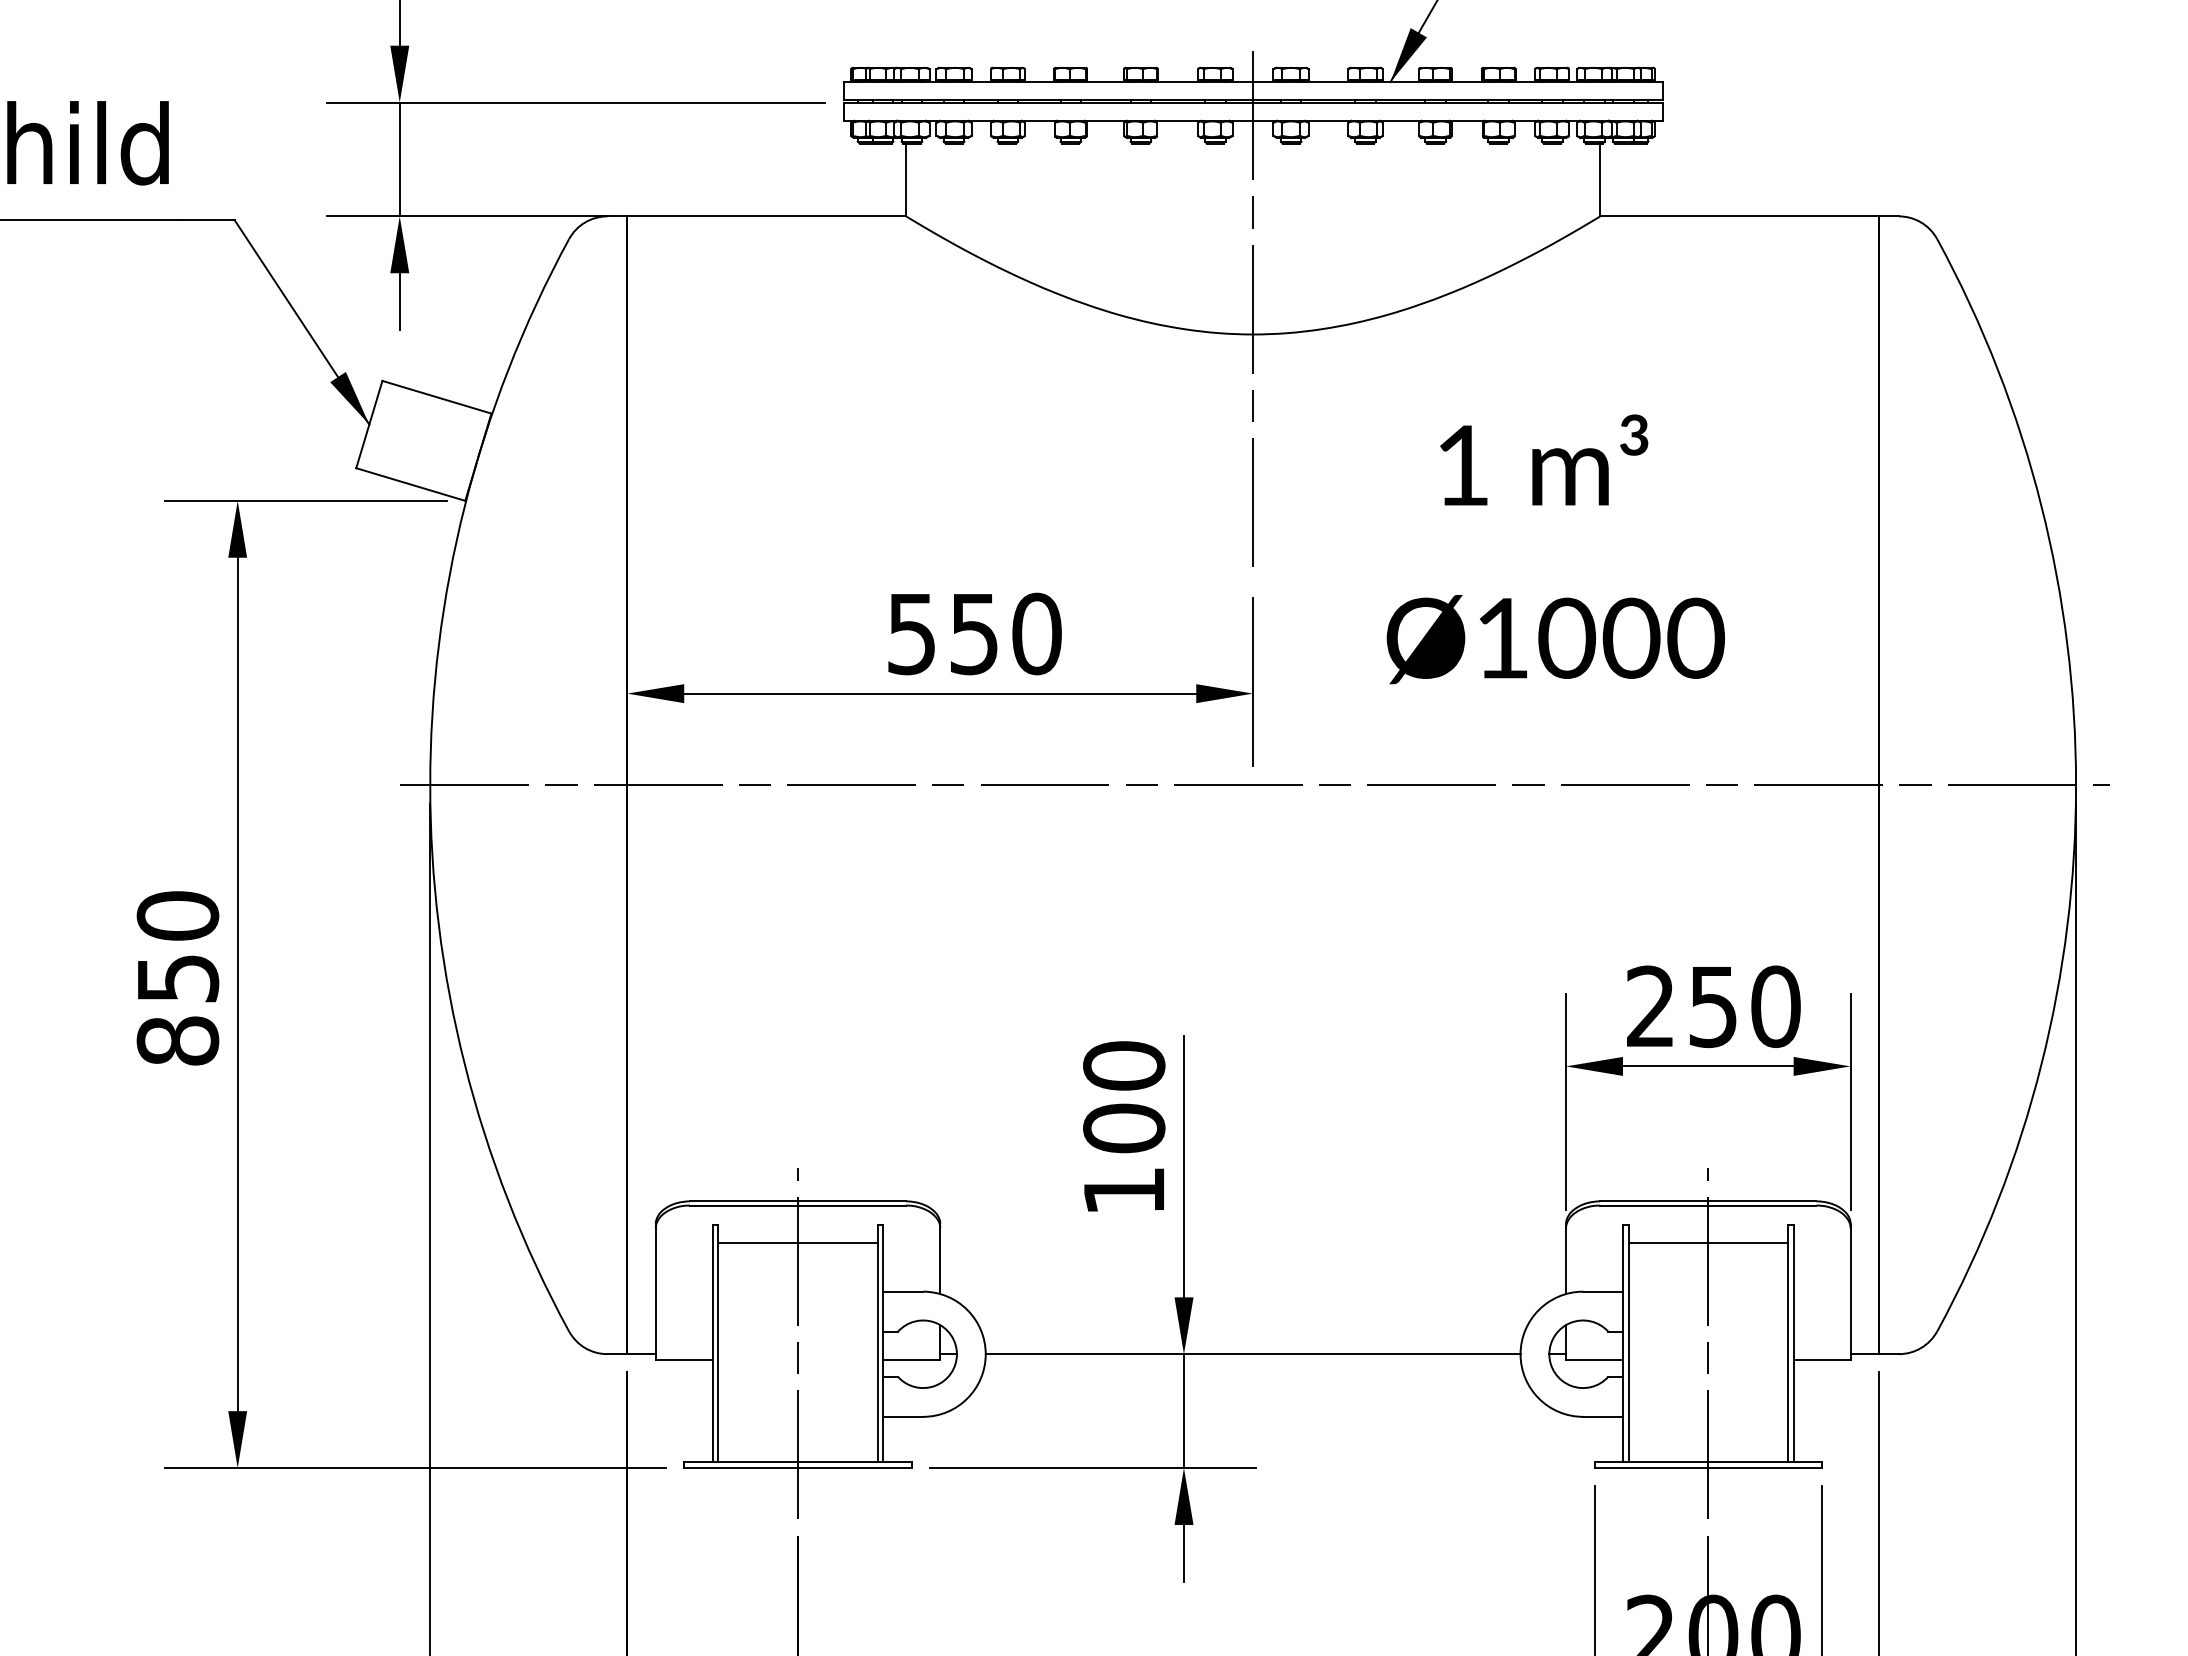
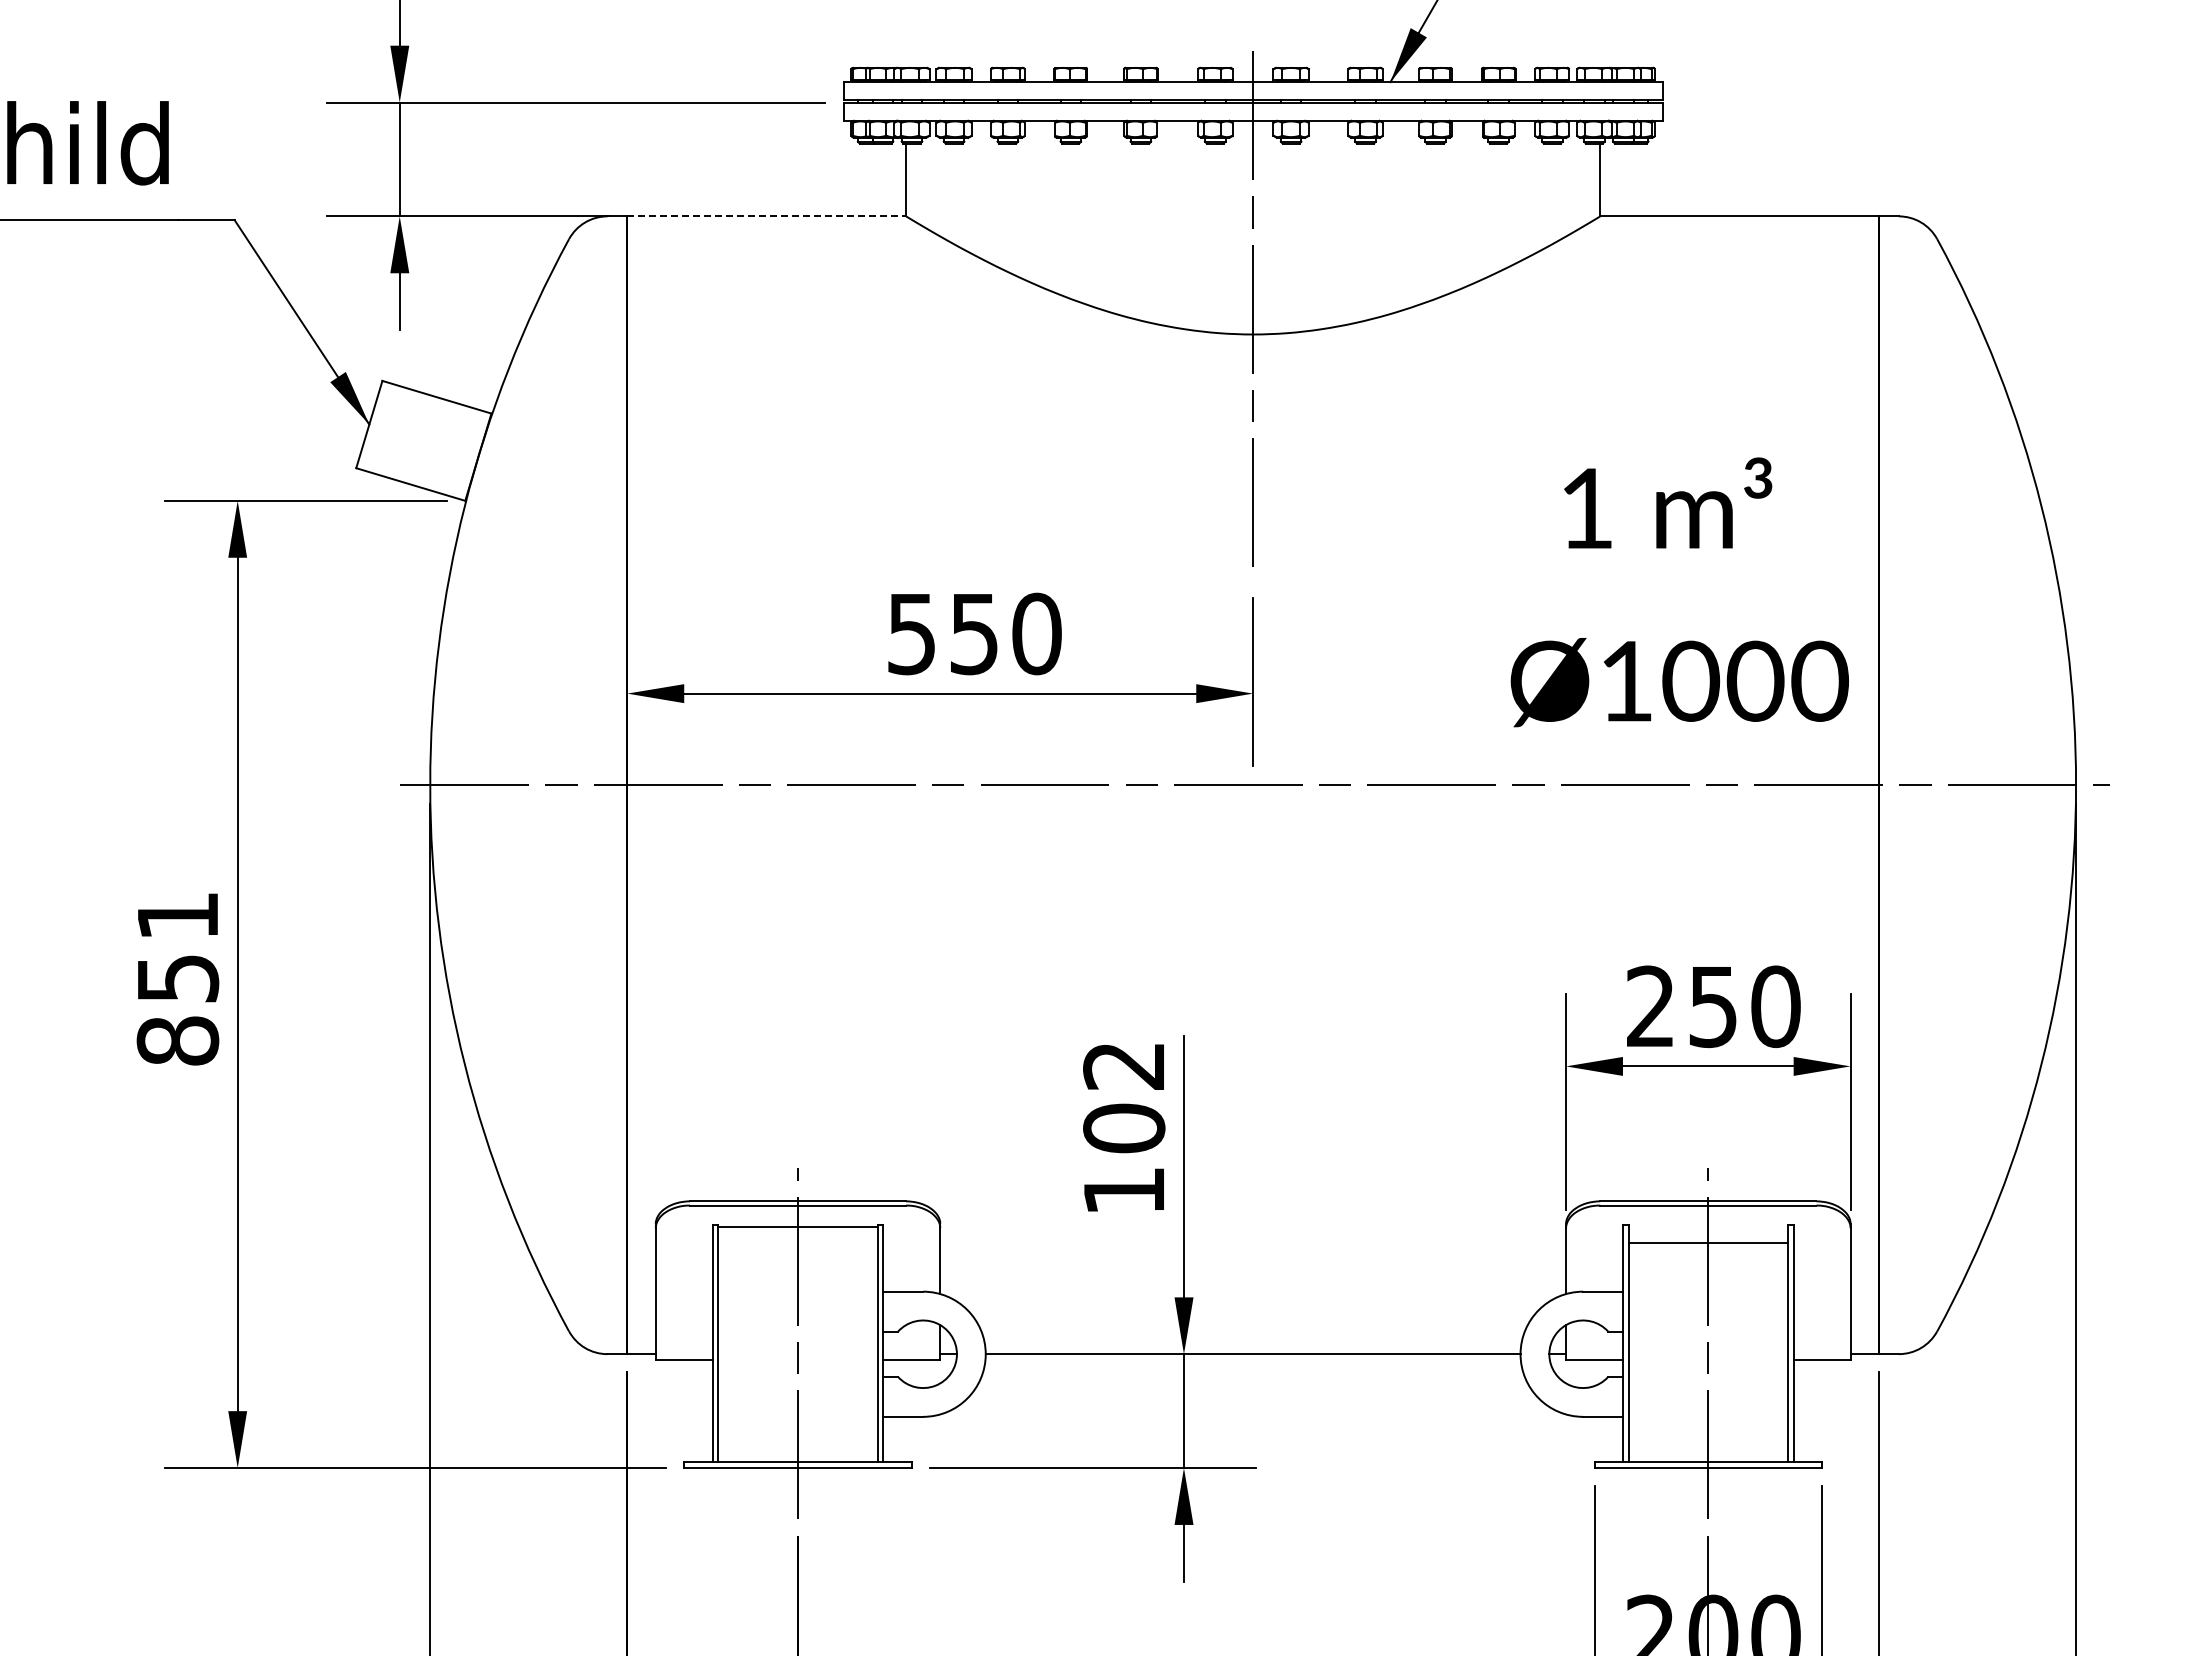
line: solid -> dashed (767, 216)
text position: (1555, 549) -> (1679, 592) (1679, 592)
text: 850 -> 851 (177, 915)
text: 100 -> 102 (1124, 1065)
line position: (797, 1243) -> (797, 1227) (797, 1227)
